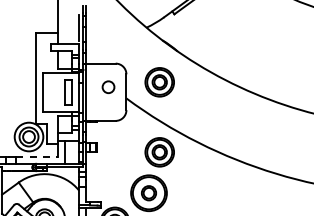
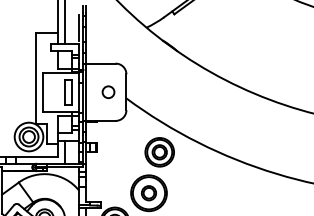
line: none -> present (64, 22)
part: present -> none (159, 82)
circle position: (108, 86) -> (108, 91) (108, 91)
line: dashed -> solid (37, 156)
